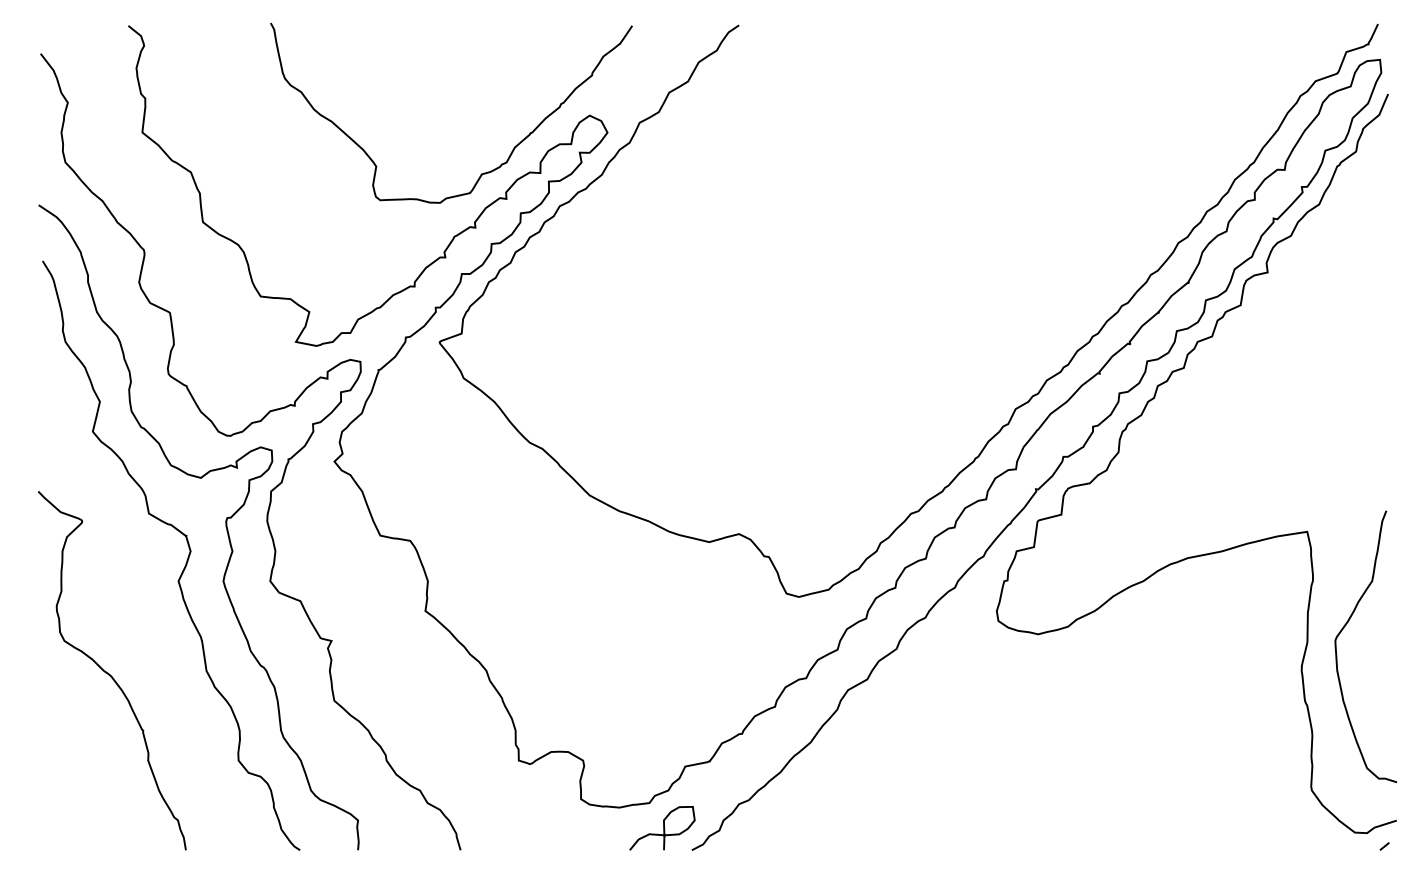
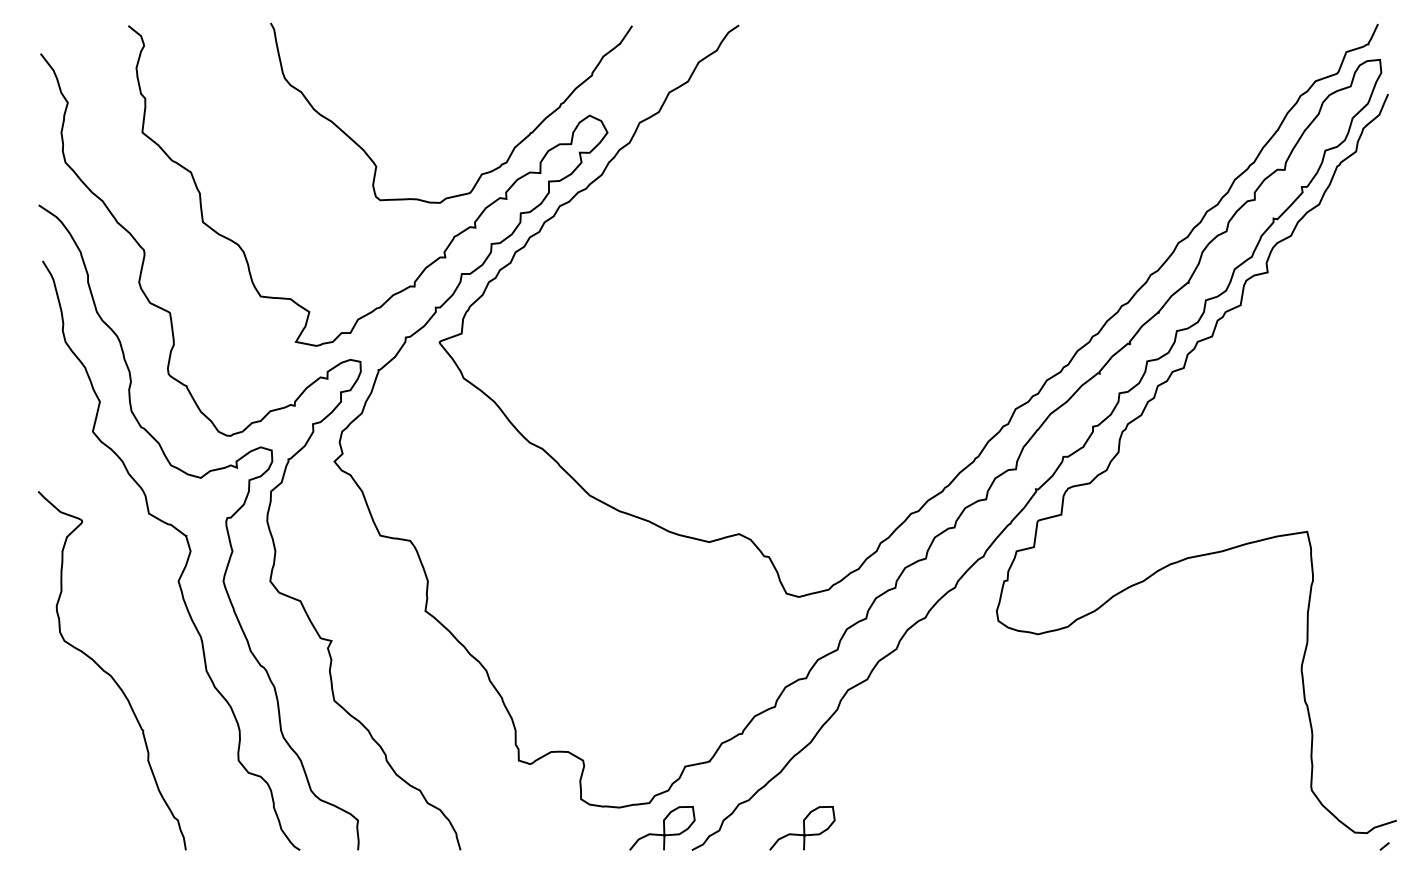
curve: present -> none (1344, 628)
curve: none -> present (803, 828)
